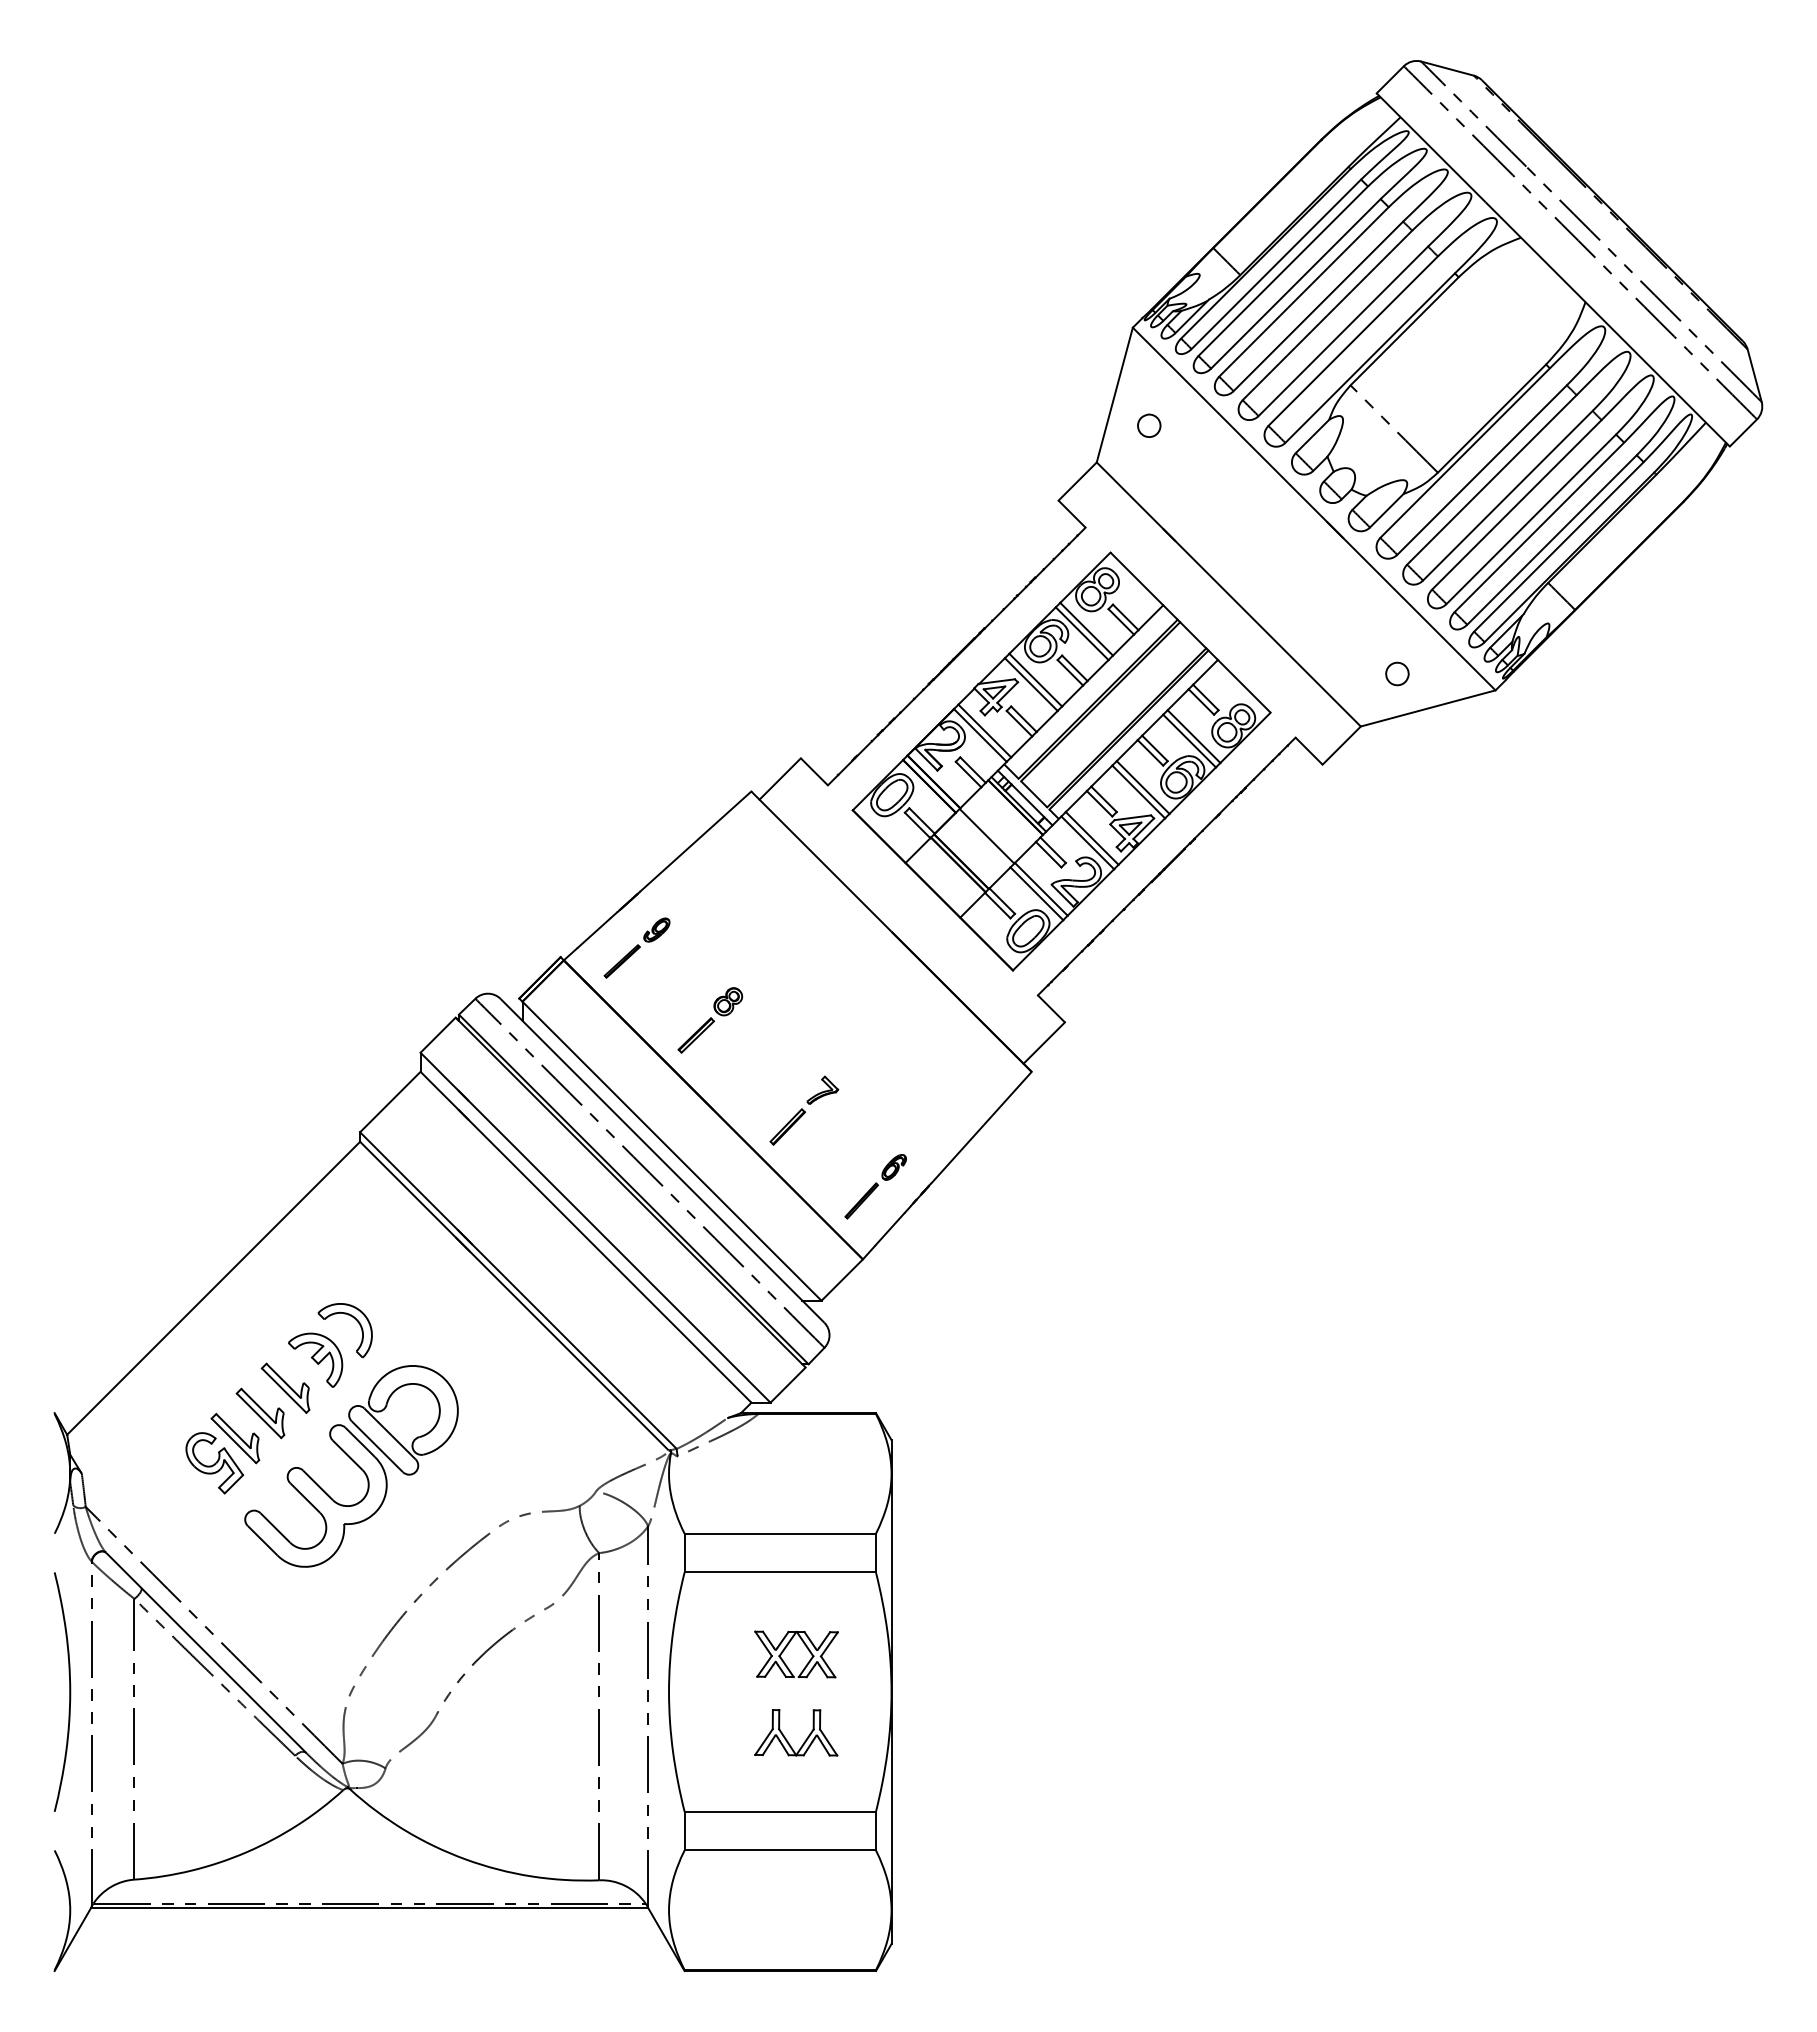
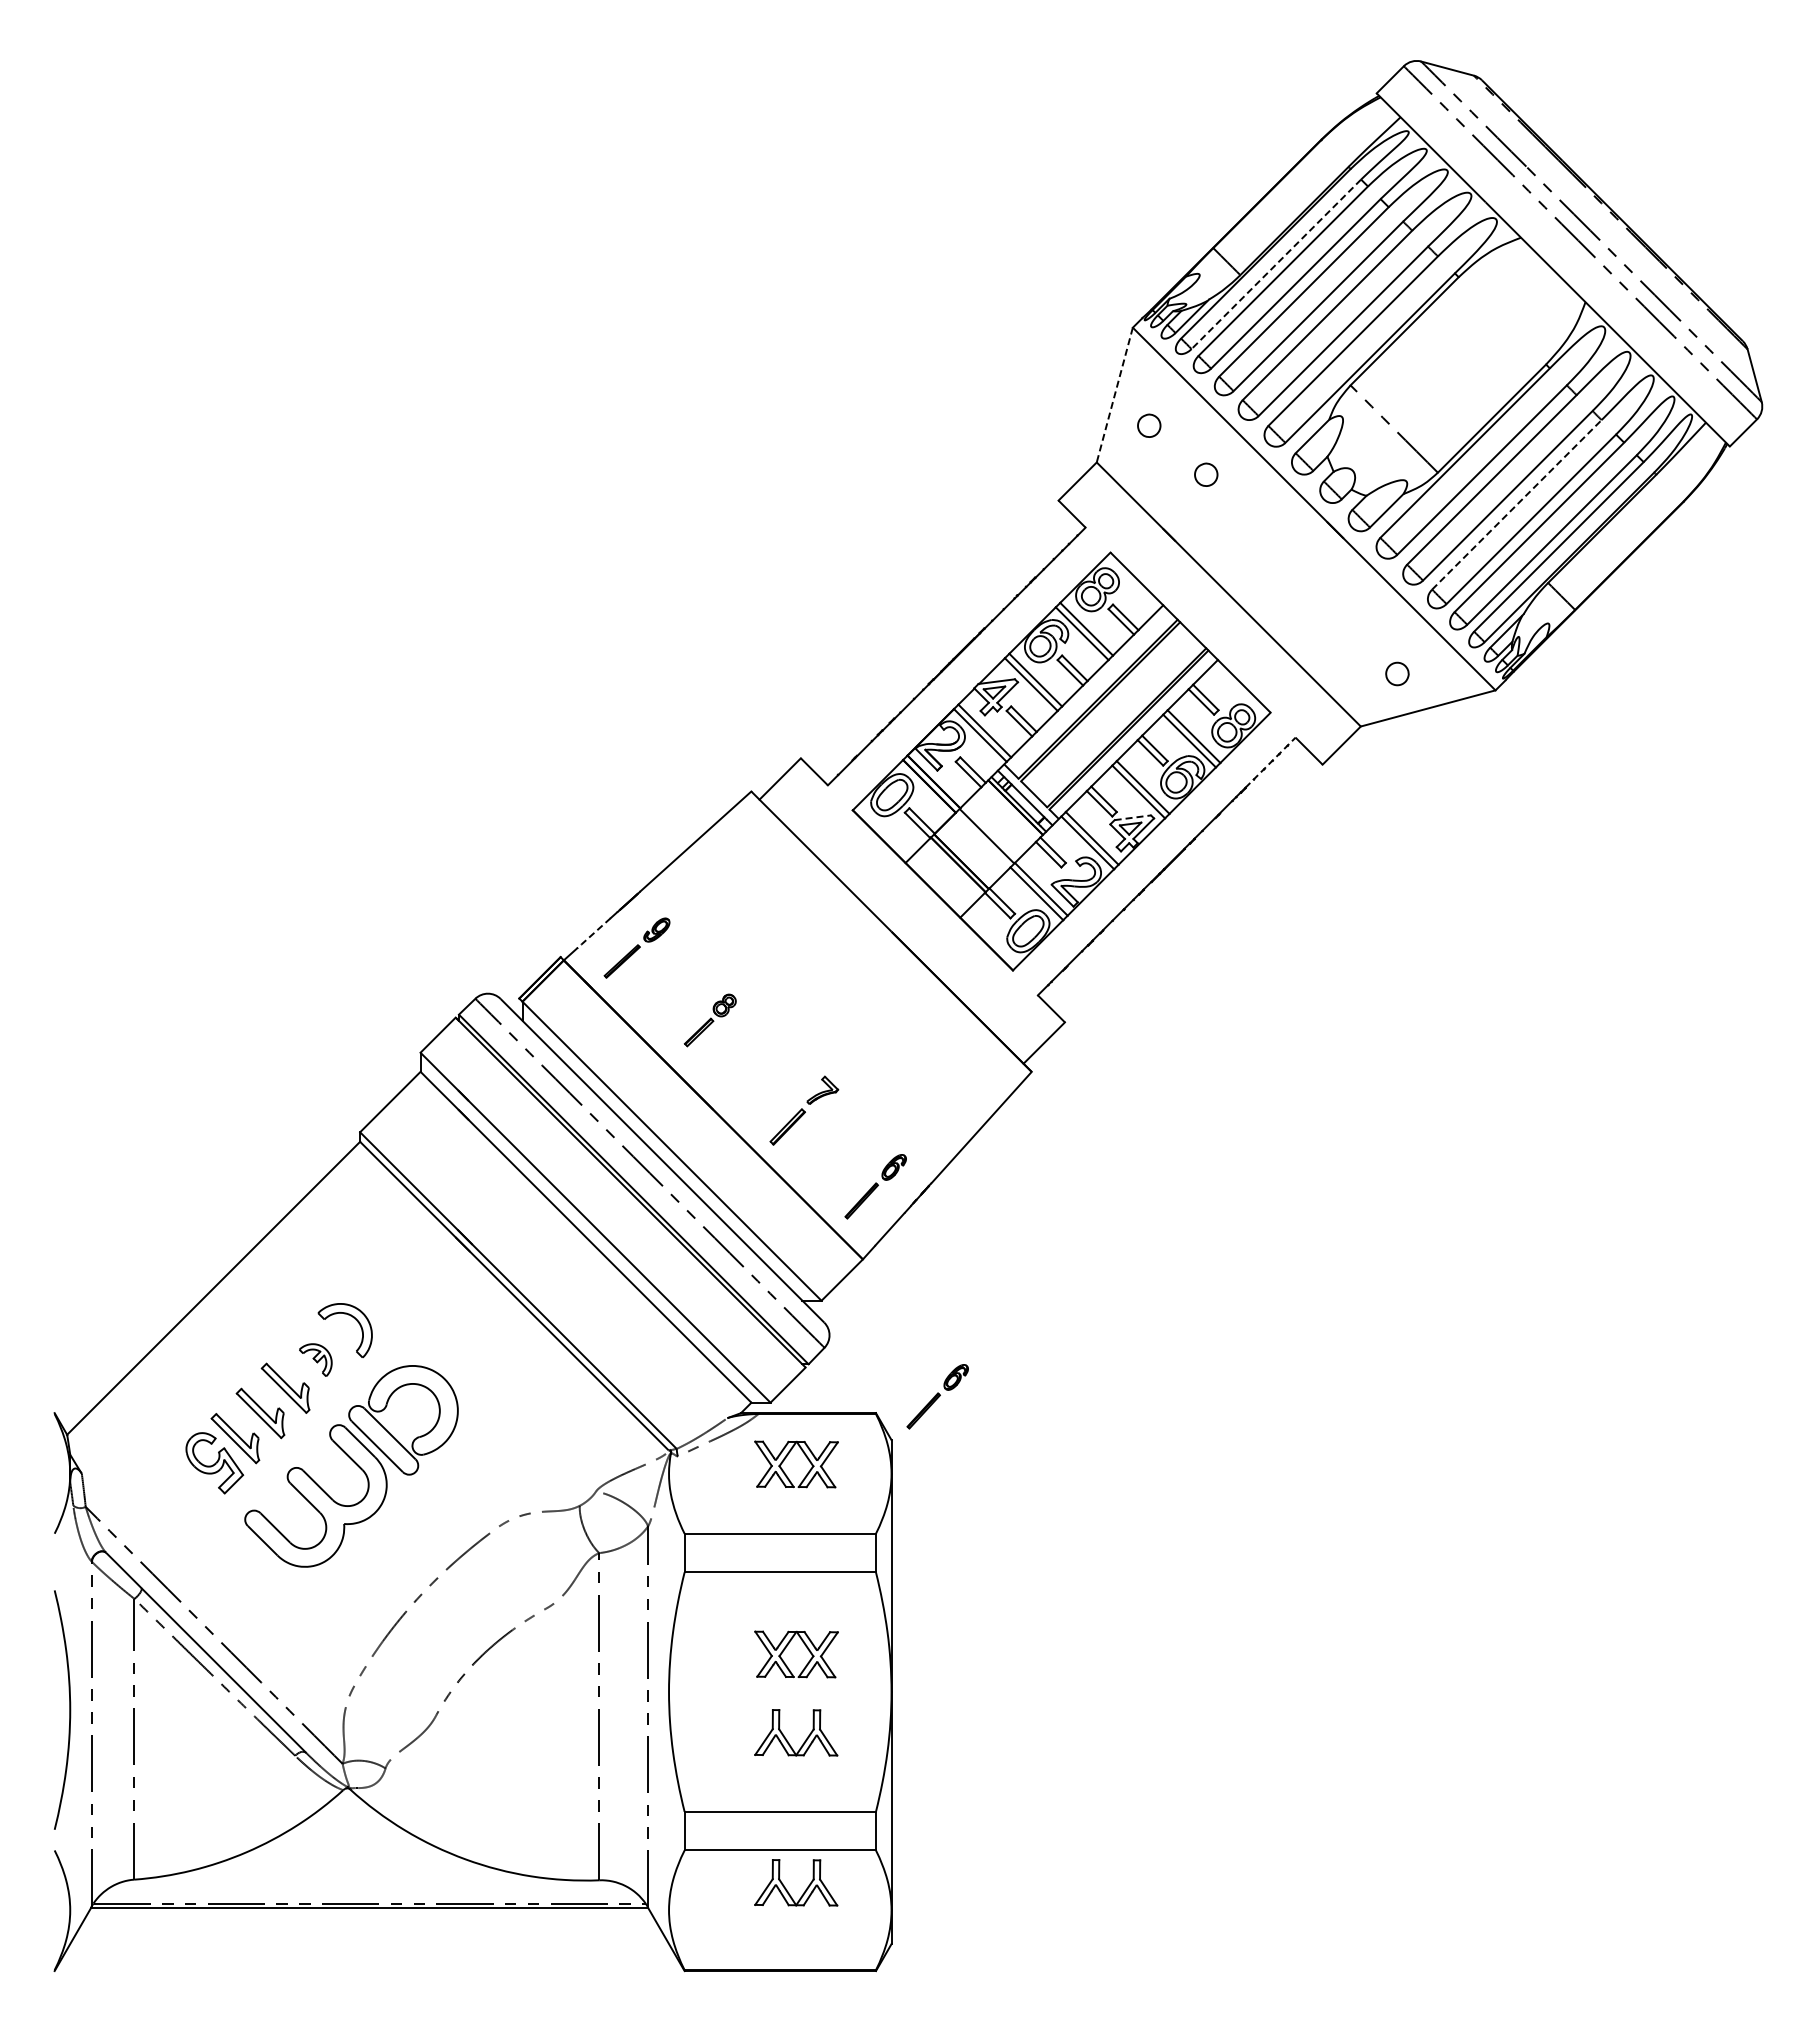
line: solid -> dashed (1276, 264)
line: solid -> dashed (1114, 395)
part: none -> present (1206, 474)
line: solid -> dashed (1516, 504)
line: solid -> dashed (1270, 762)
line: solid -> dashed (1133, 817)
line: solid -> dashed (593, 933)
part size: 67x67 px -> 54x55 px (709, 1020)
part size: 56x56 px -> 34x34 px (315, 1359)
part: none -> present (937, 1396)
part: none -> present (806, 1458)
curve position: (69, 1691) -> (69, 1709) (69, 1709)
part: none -> present (805, 1889)
